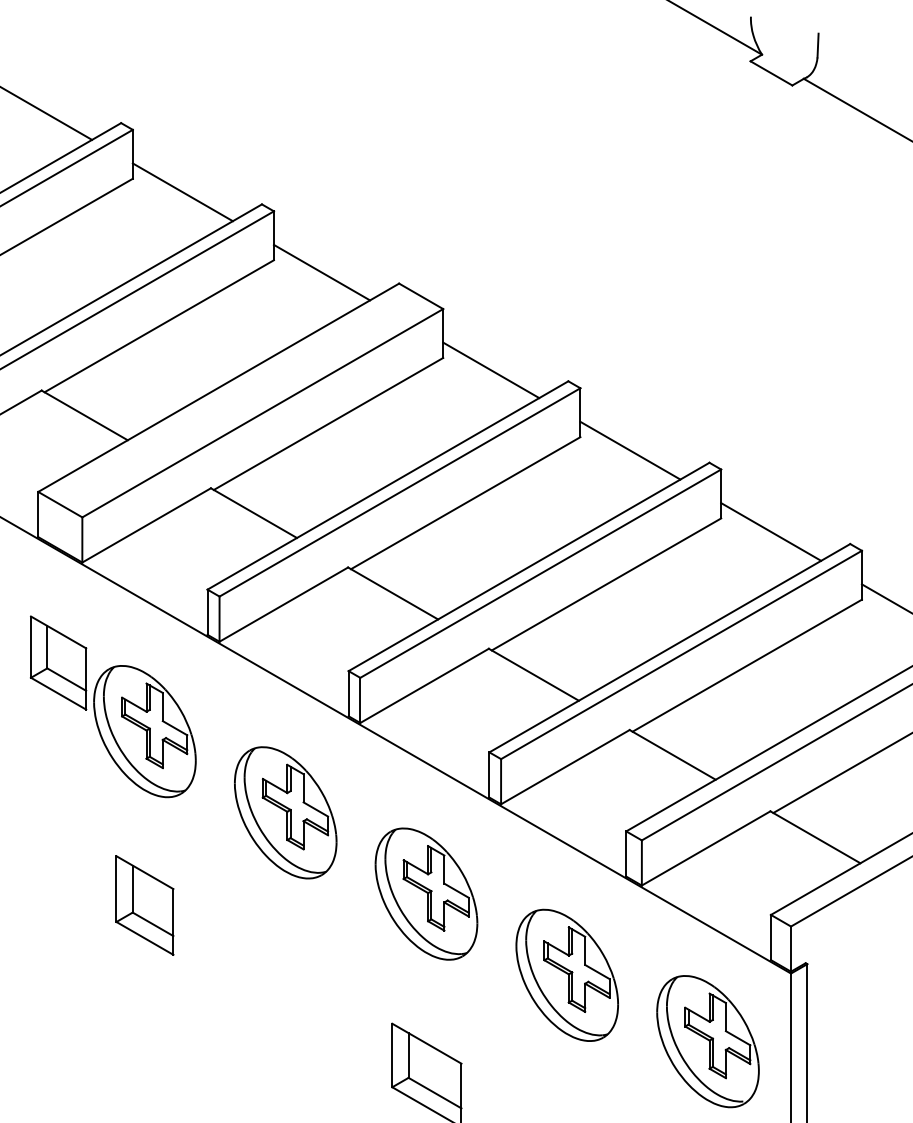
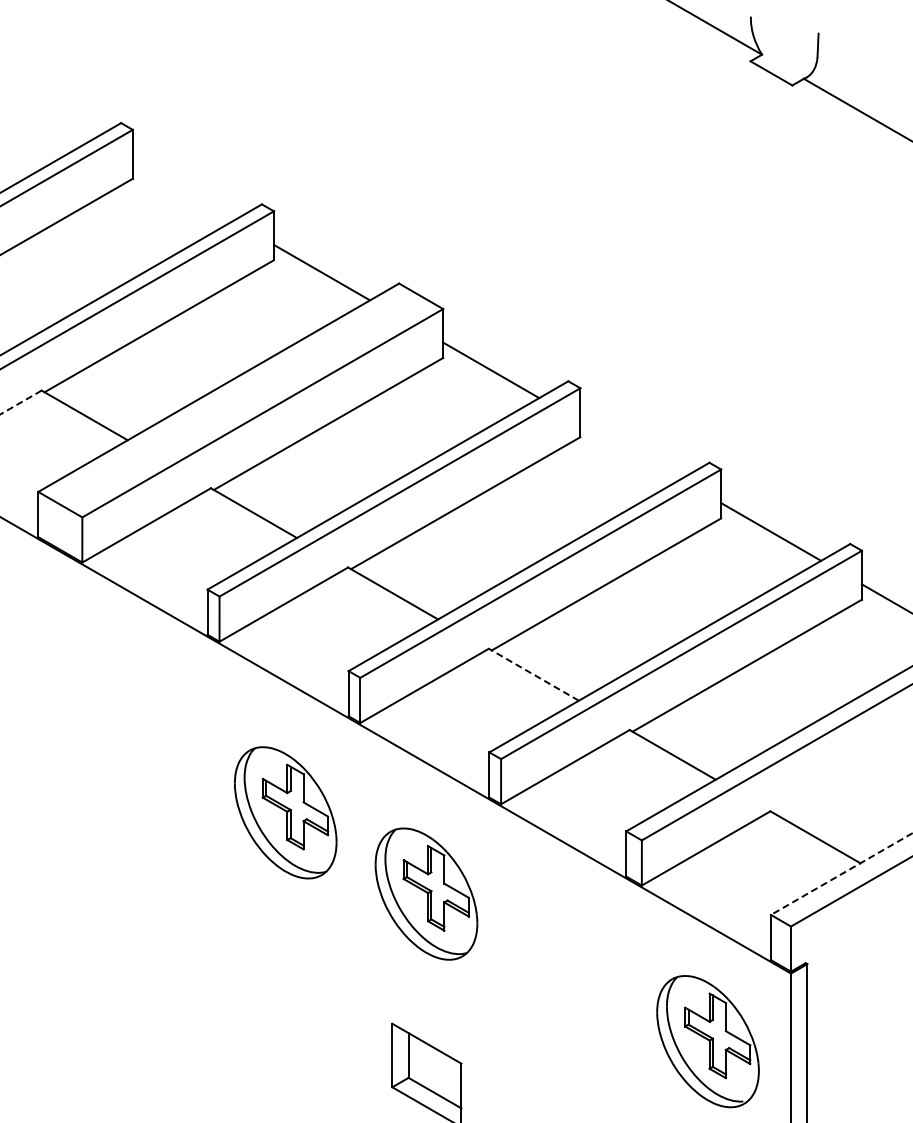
line: present -> none (47, 113)
line: present -> none (182, 192)
line: solid -> dashed (20, 402)
line: present -> none (630, 450)
line: solid -> dashed (533, 674)
part: present -> none (112, 706)
line: present -> none (841, 773)
line: solid -> dashed (841, 873)
part: present -> none (144, 905)
part: present -> none (566, 974)
